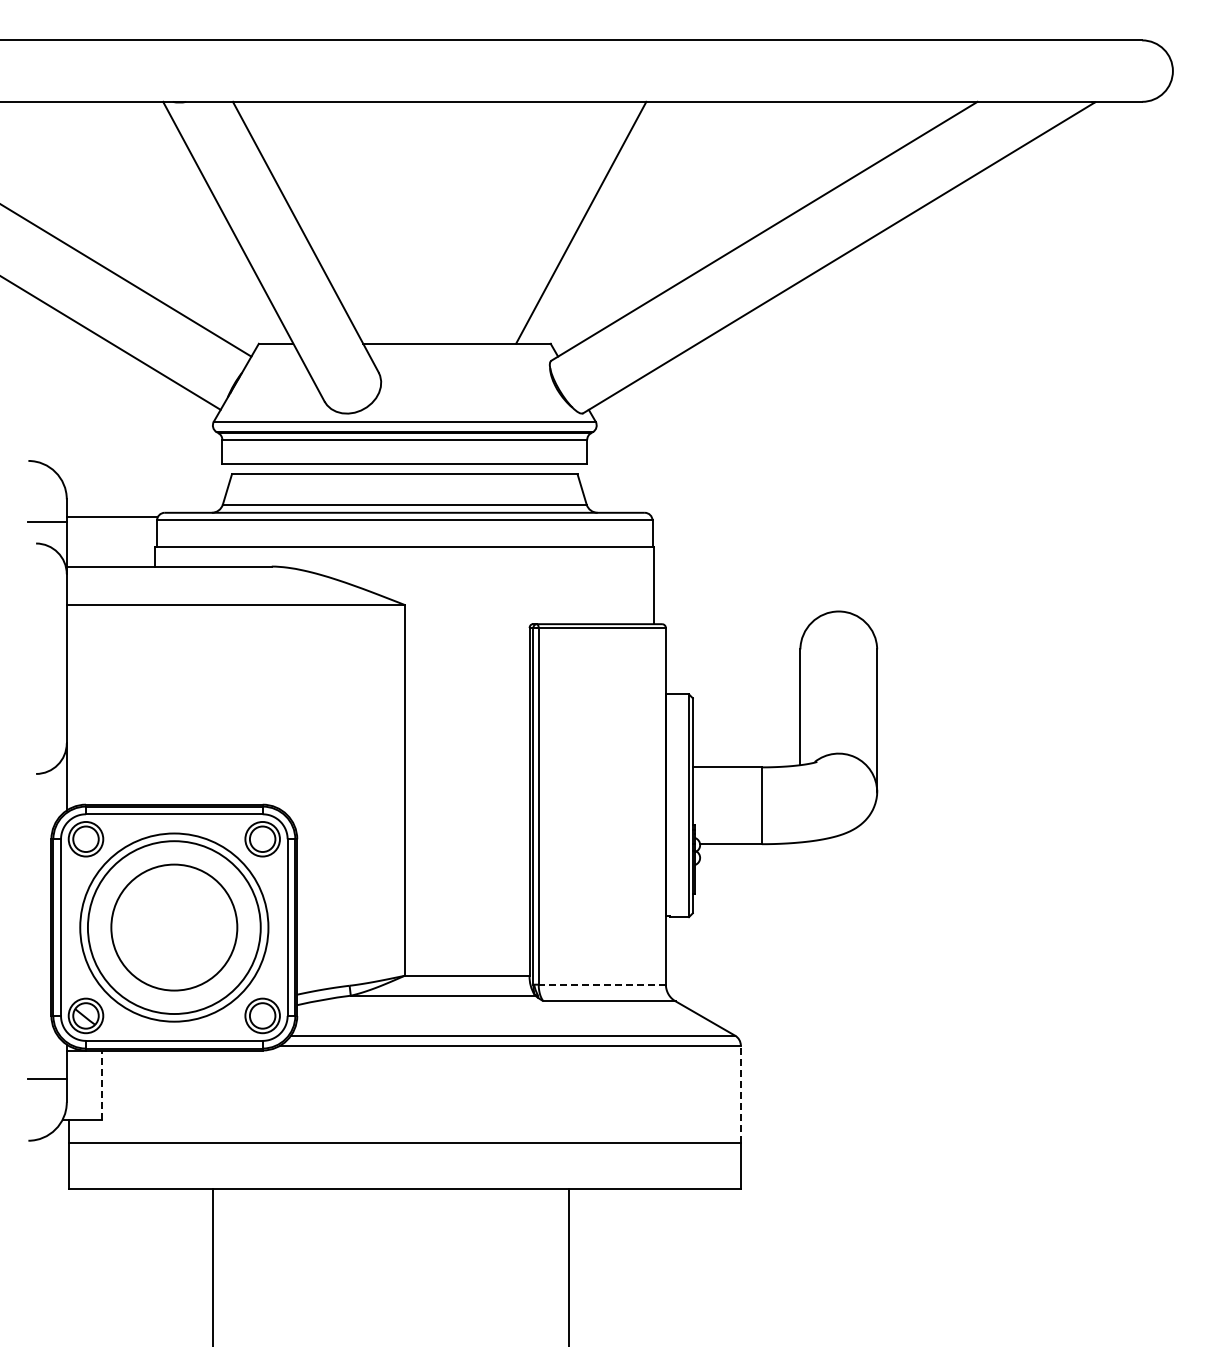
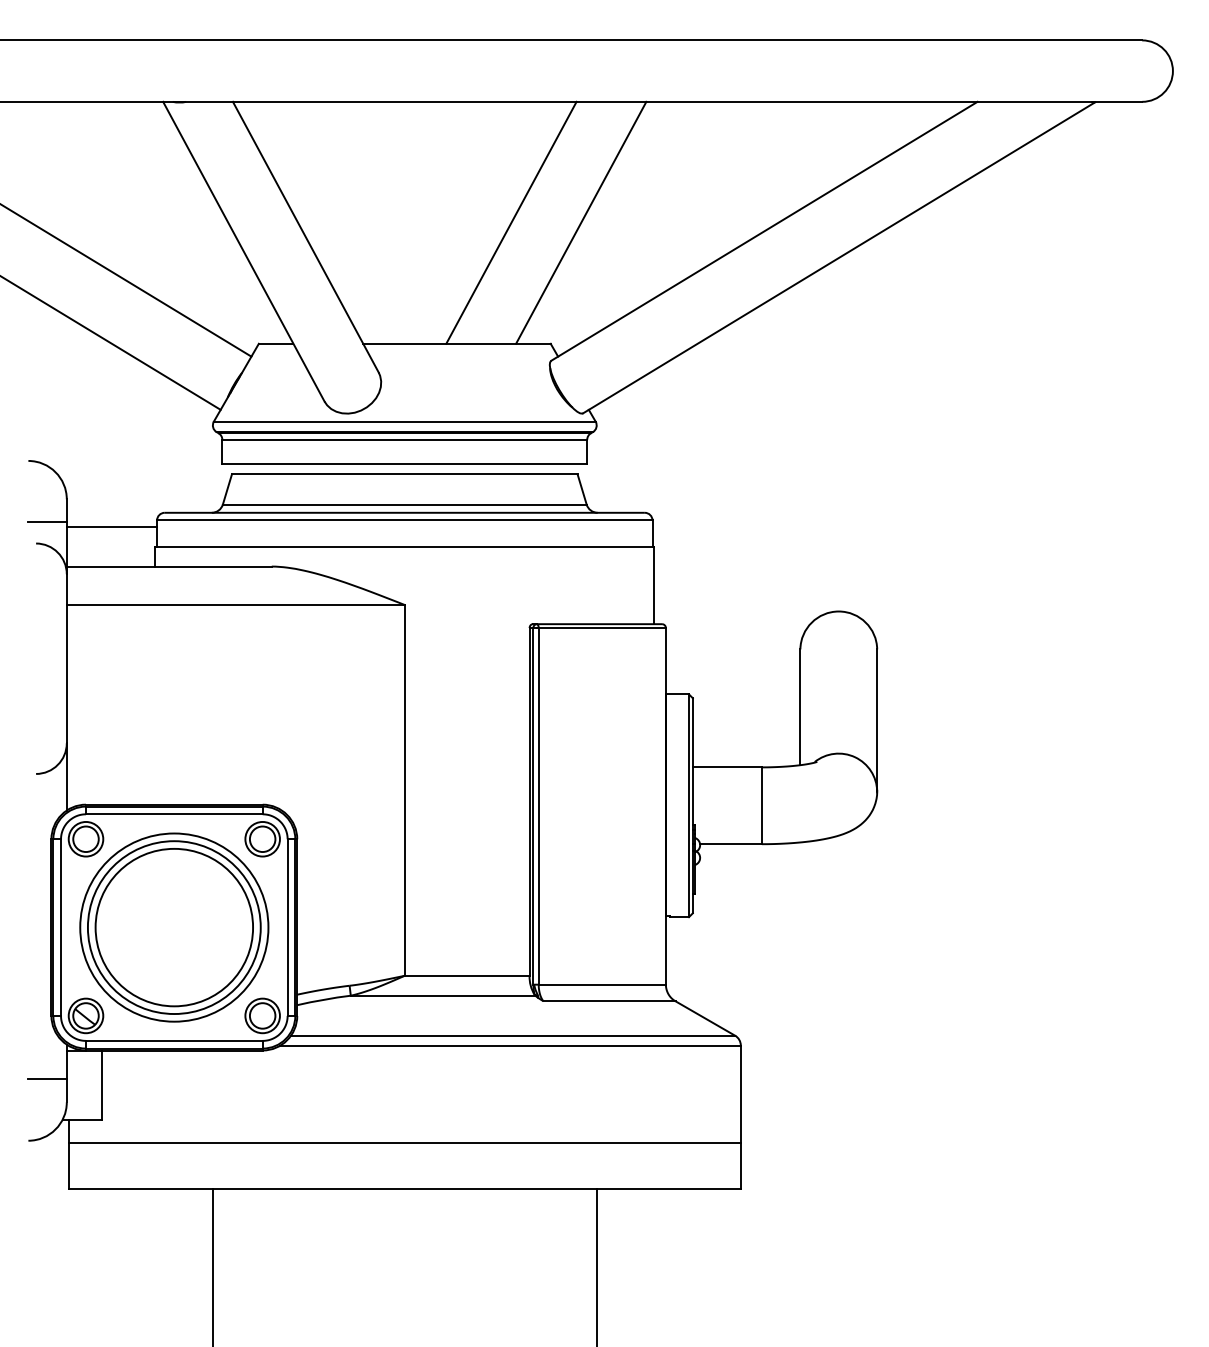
line: none -> present (511, 222)
line position: (111, 517) -> (111, 527) (111, 527)
circle diameter: 126 px -> 157 px (174, 927)
line: dashed -> solid (602, 984)
line: dashed -> solid (102, 1085)
line: dashed -> solid (740, 1094)
line position: (568, 1265) -> (596, 1265) (596, 1265)
